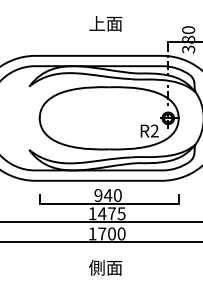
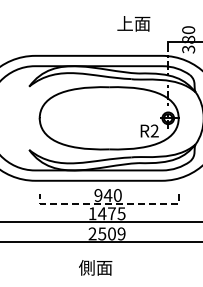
text position: (105, 23) -> (133, 23) (133, 23)
line: solid -> dashed (108, 203)
text: 1700 -> 2509 (106, 233)
text position: (105, 267) -> (95, 267) (95, 267)
